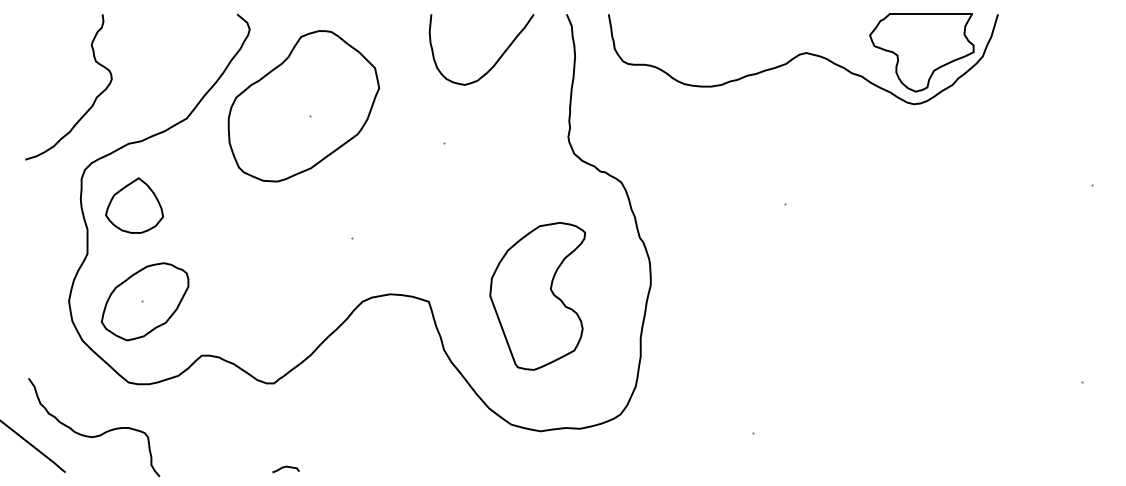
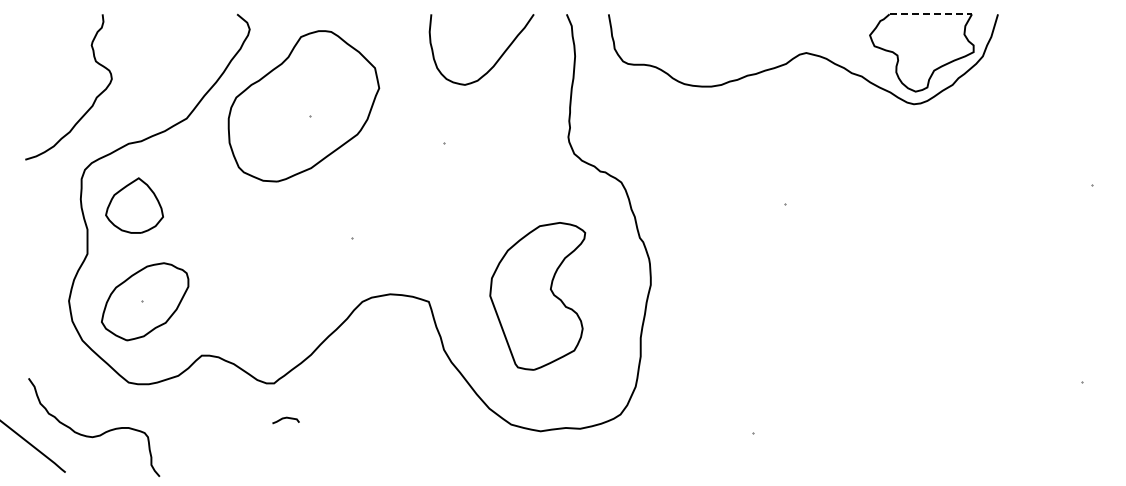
line: solid -> dashed (931, 14)
curve position: (285, 467) -> (285, 418) (285, 418)
